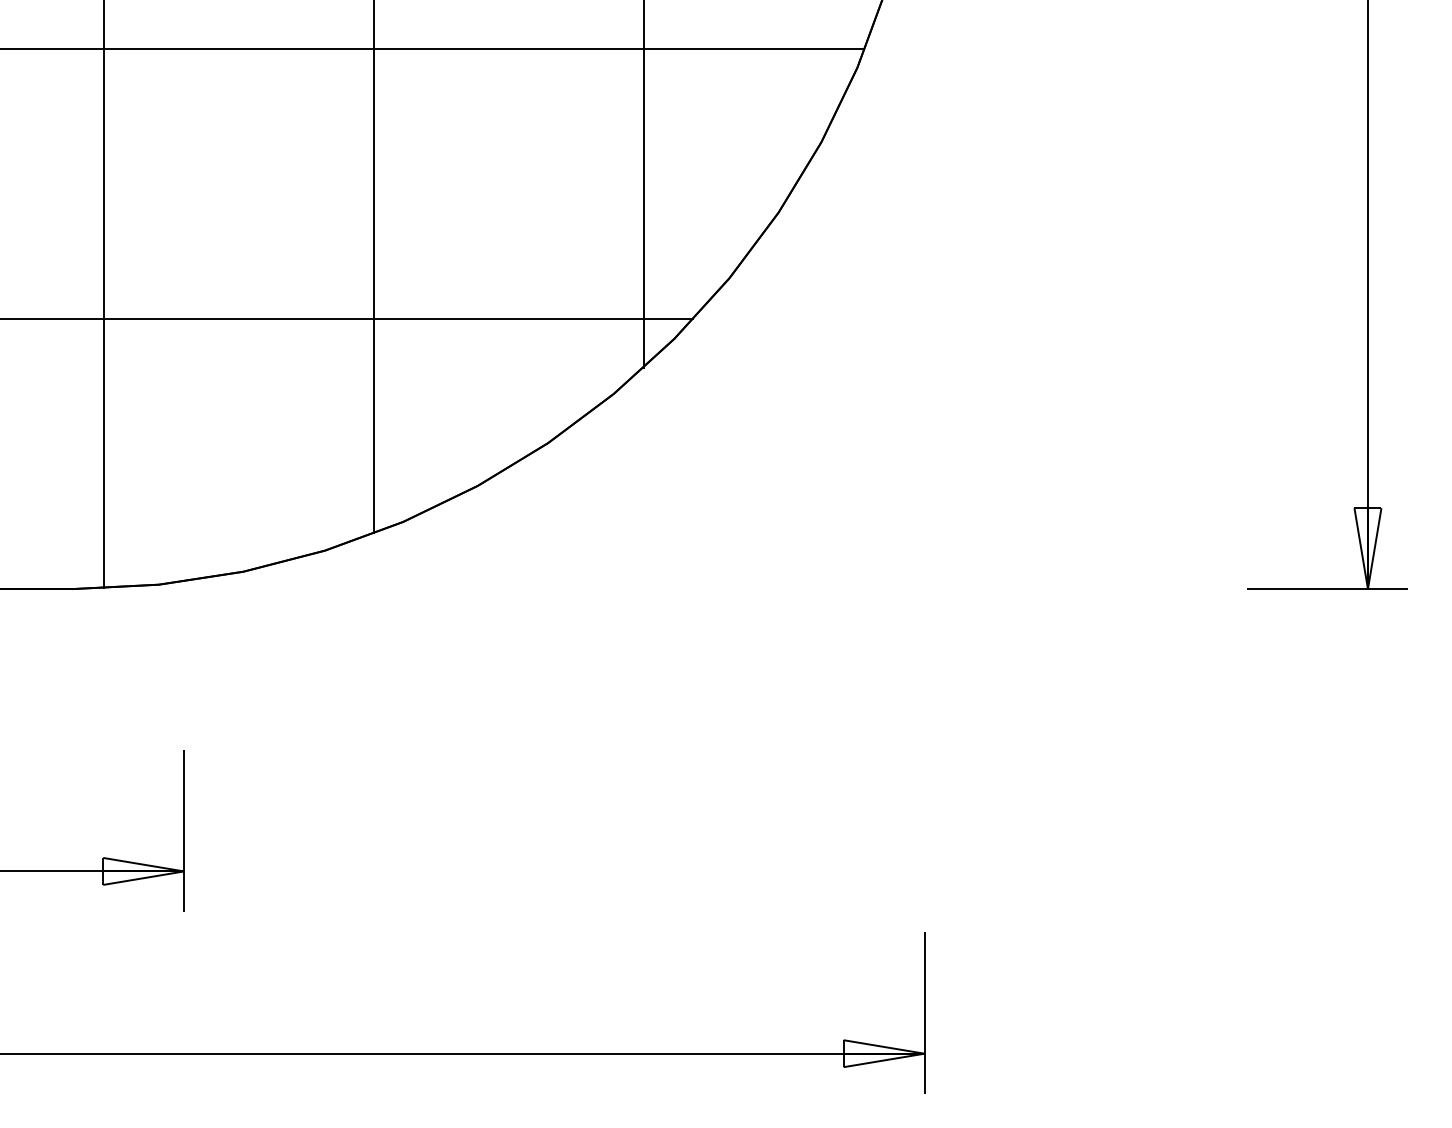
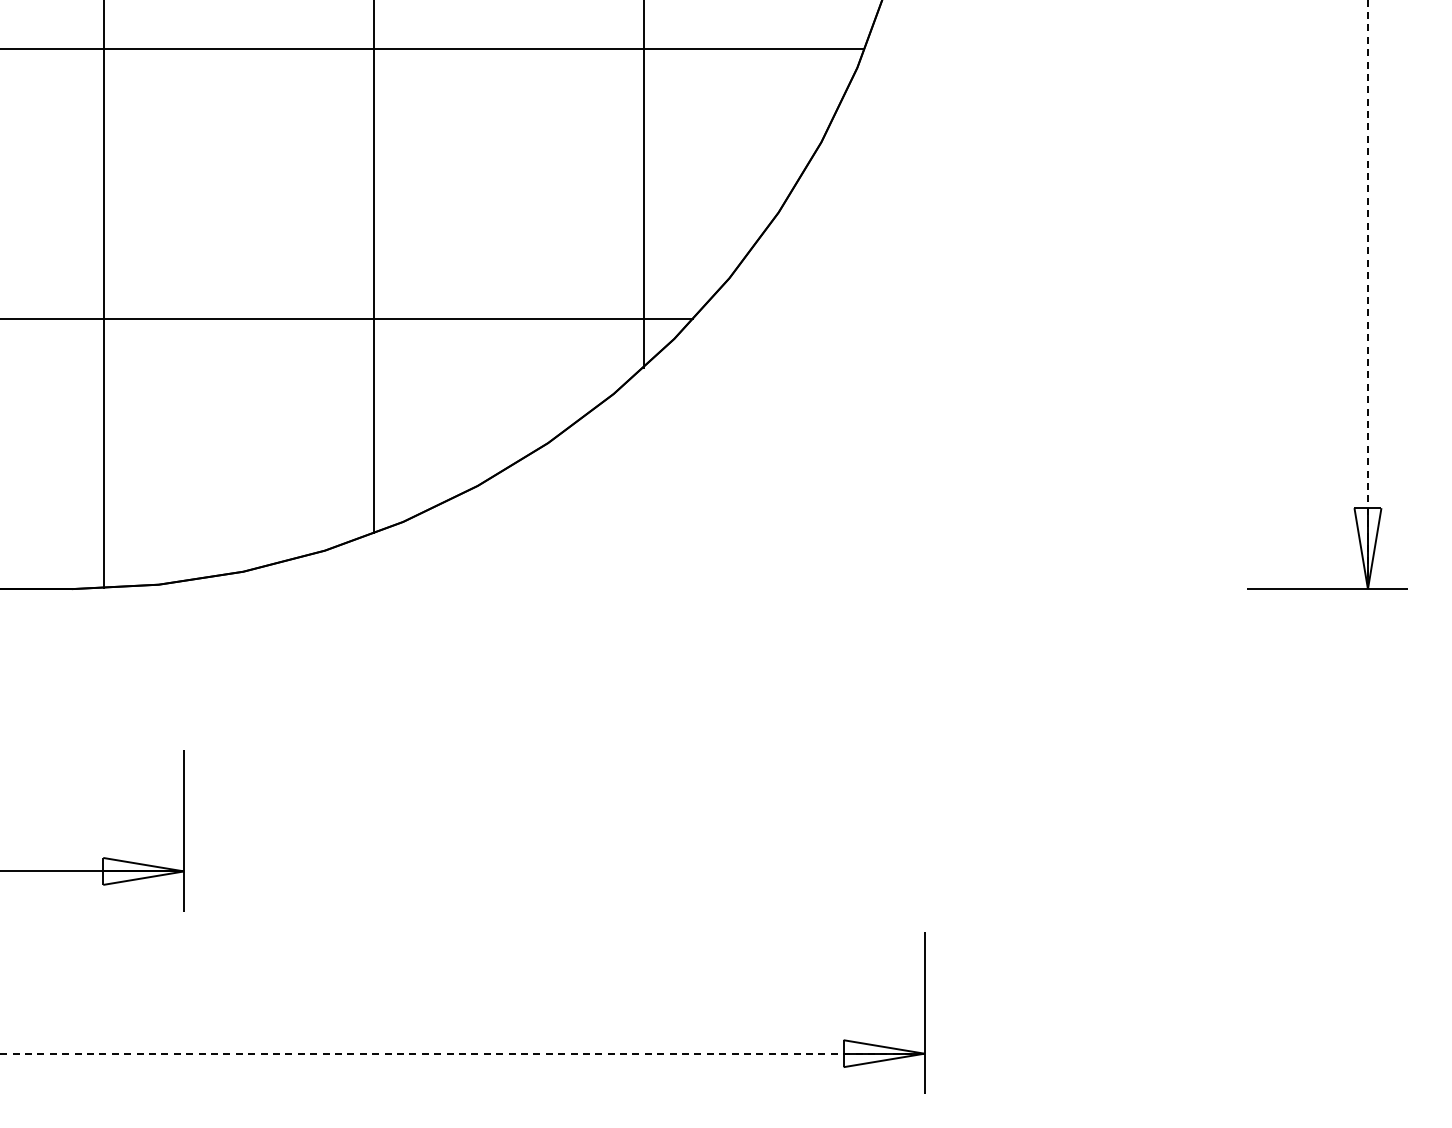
line: solid -> dashed (1367, 294)
line: solid -> dashed (461, 1053)
